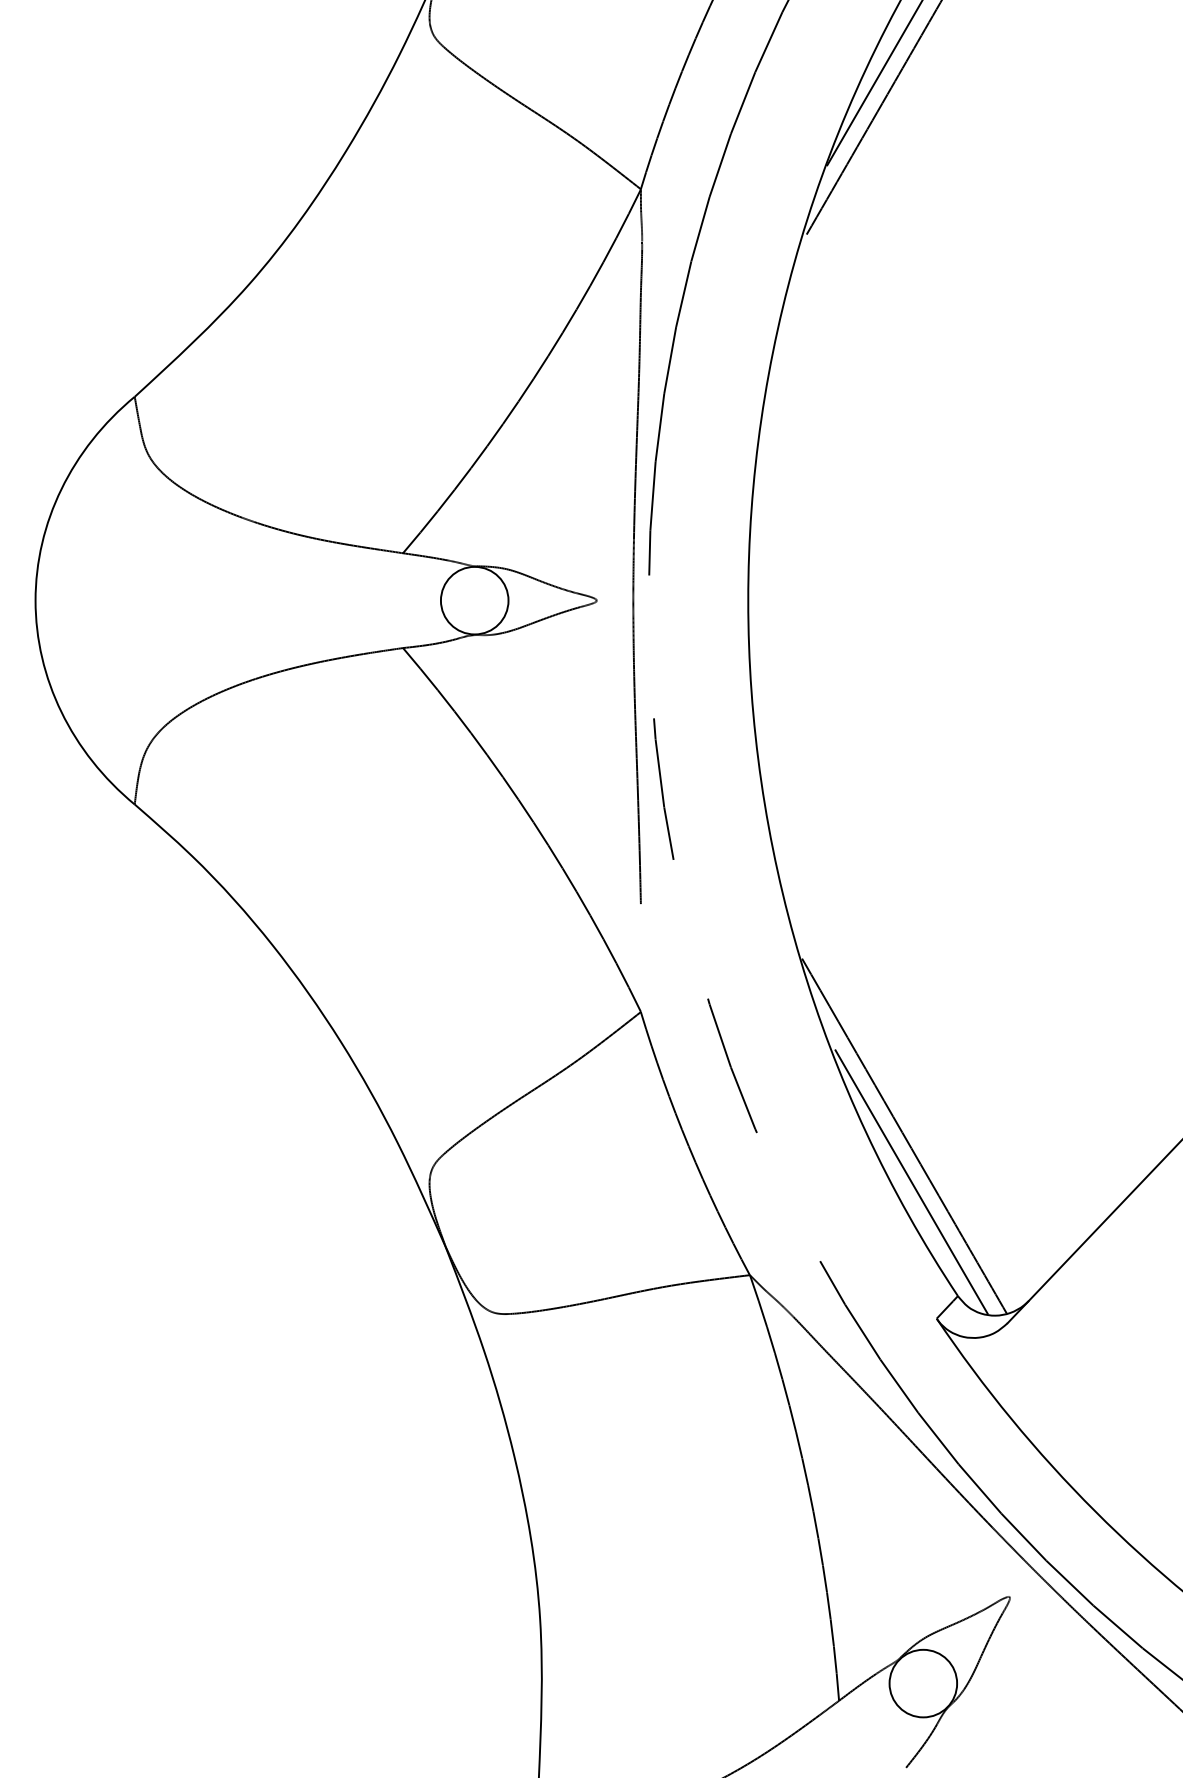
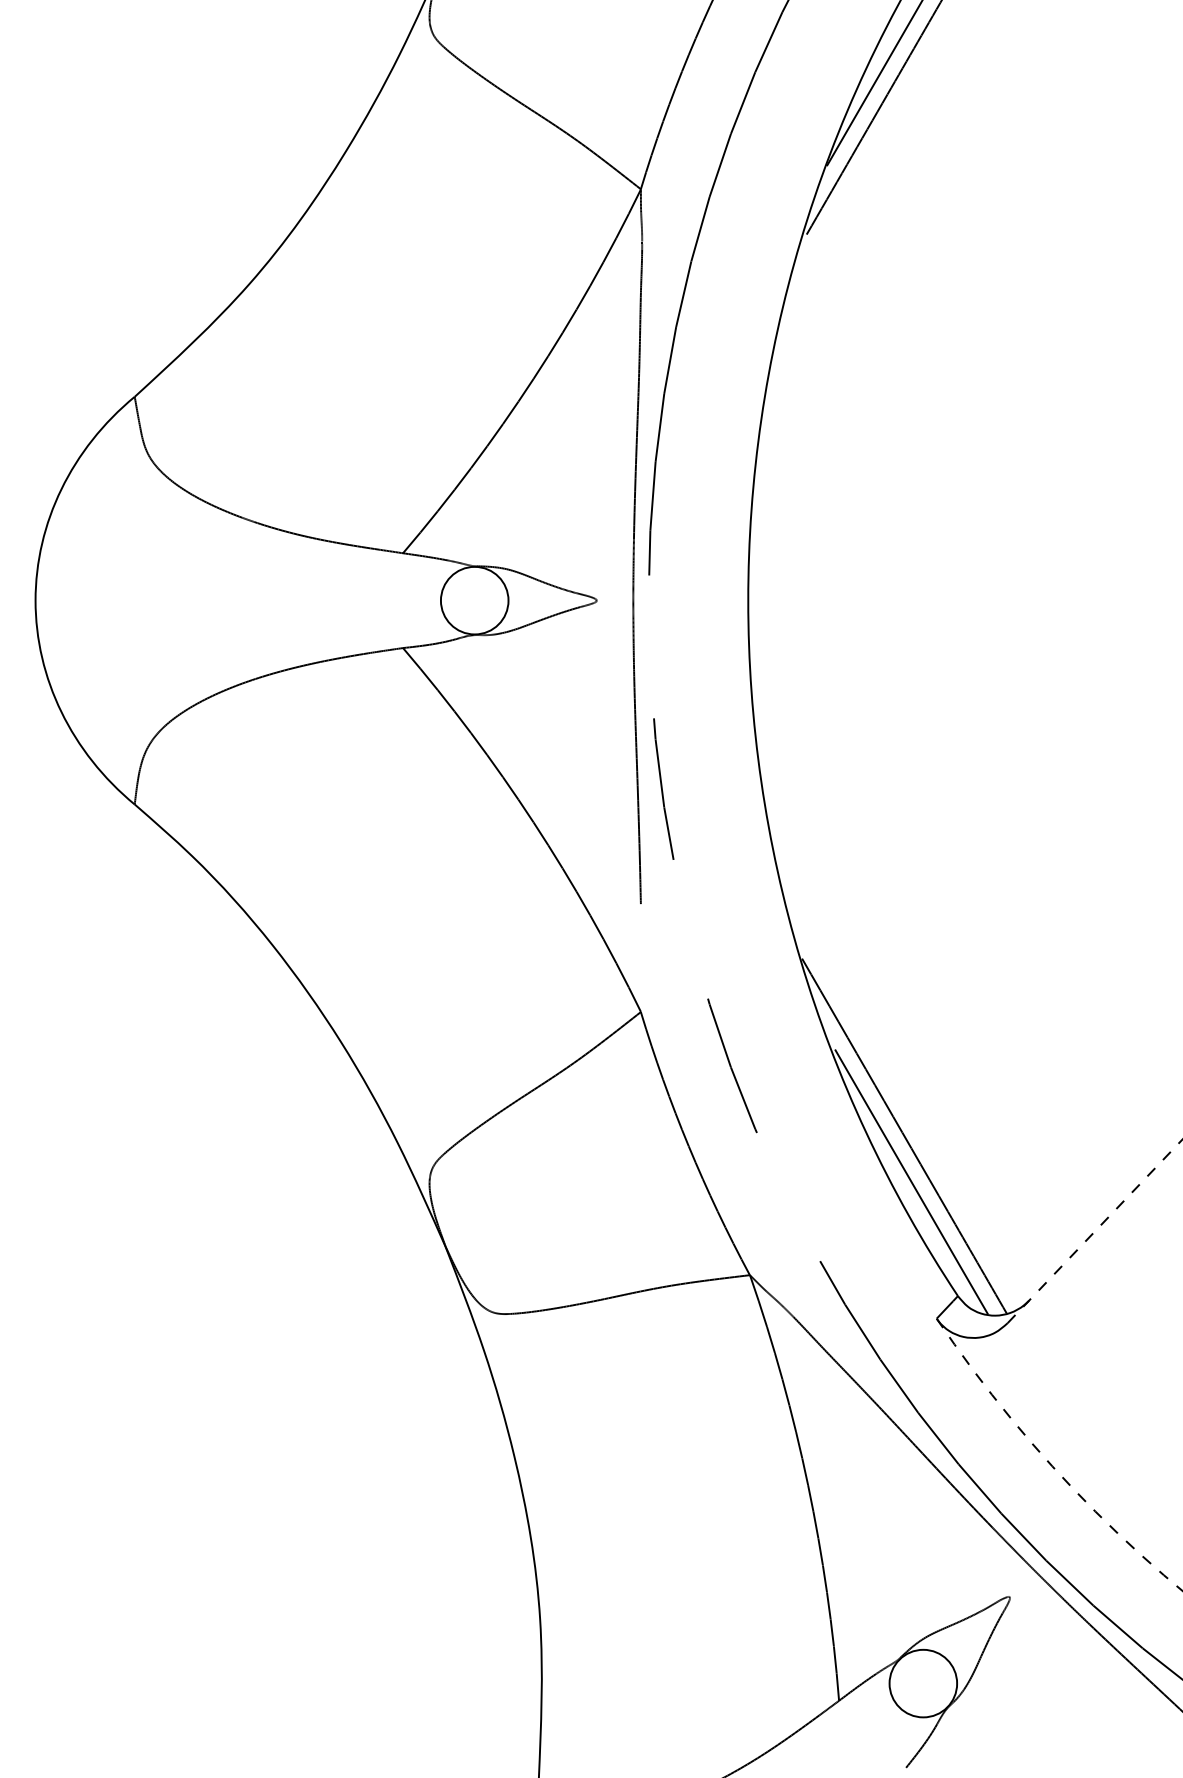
line: solid -> dashed (1095, 1231)
arc: solid -> dashed (1050, 1464)
